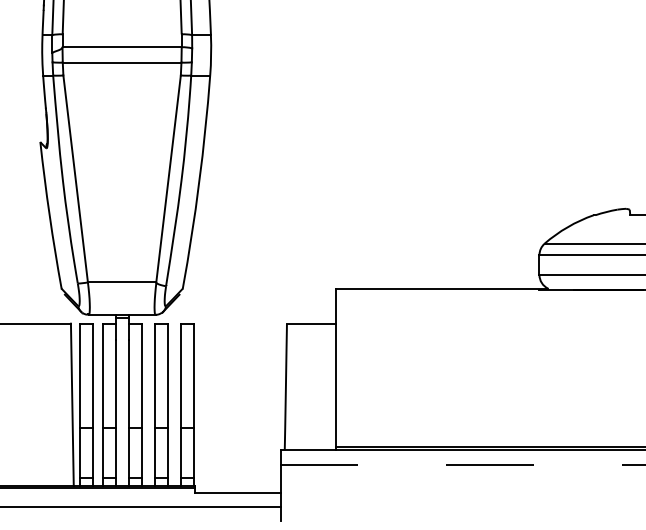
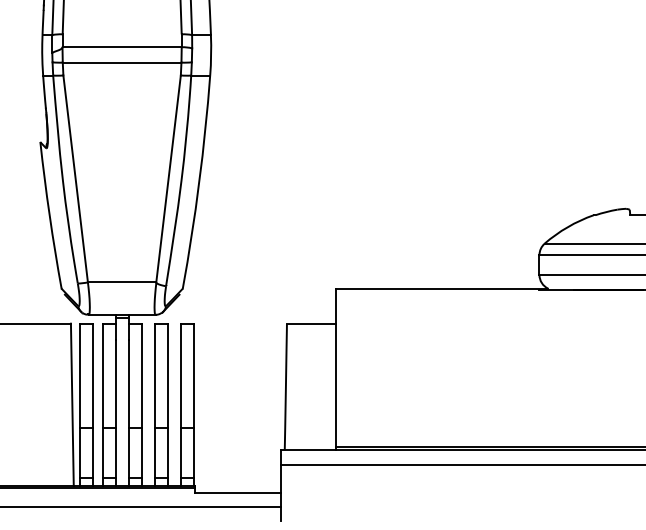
line: dashed -> solid (463, 464)
